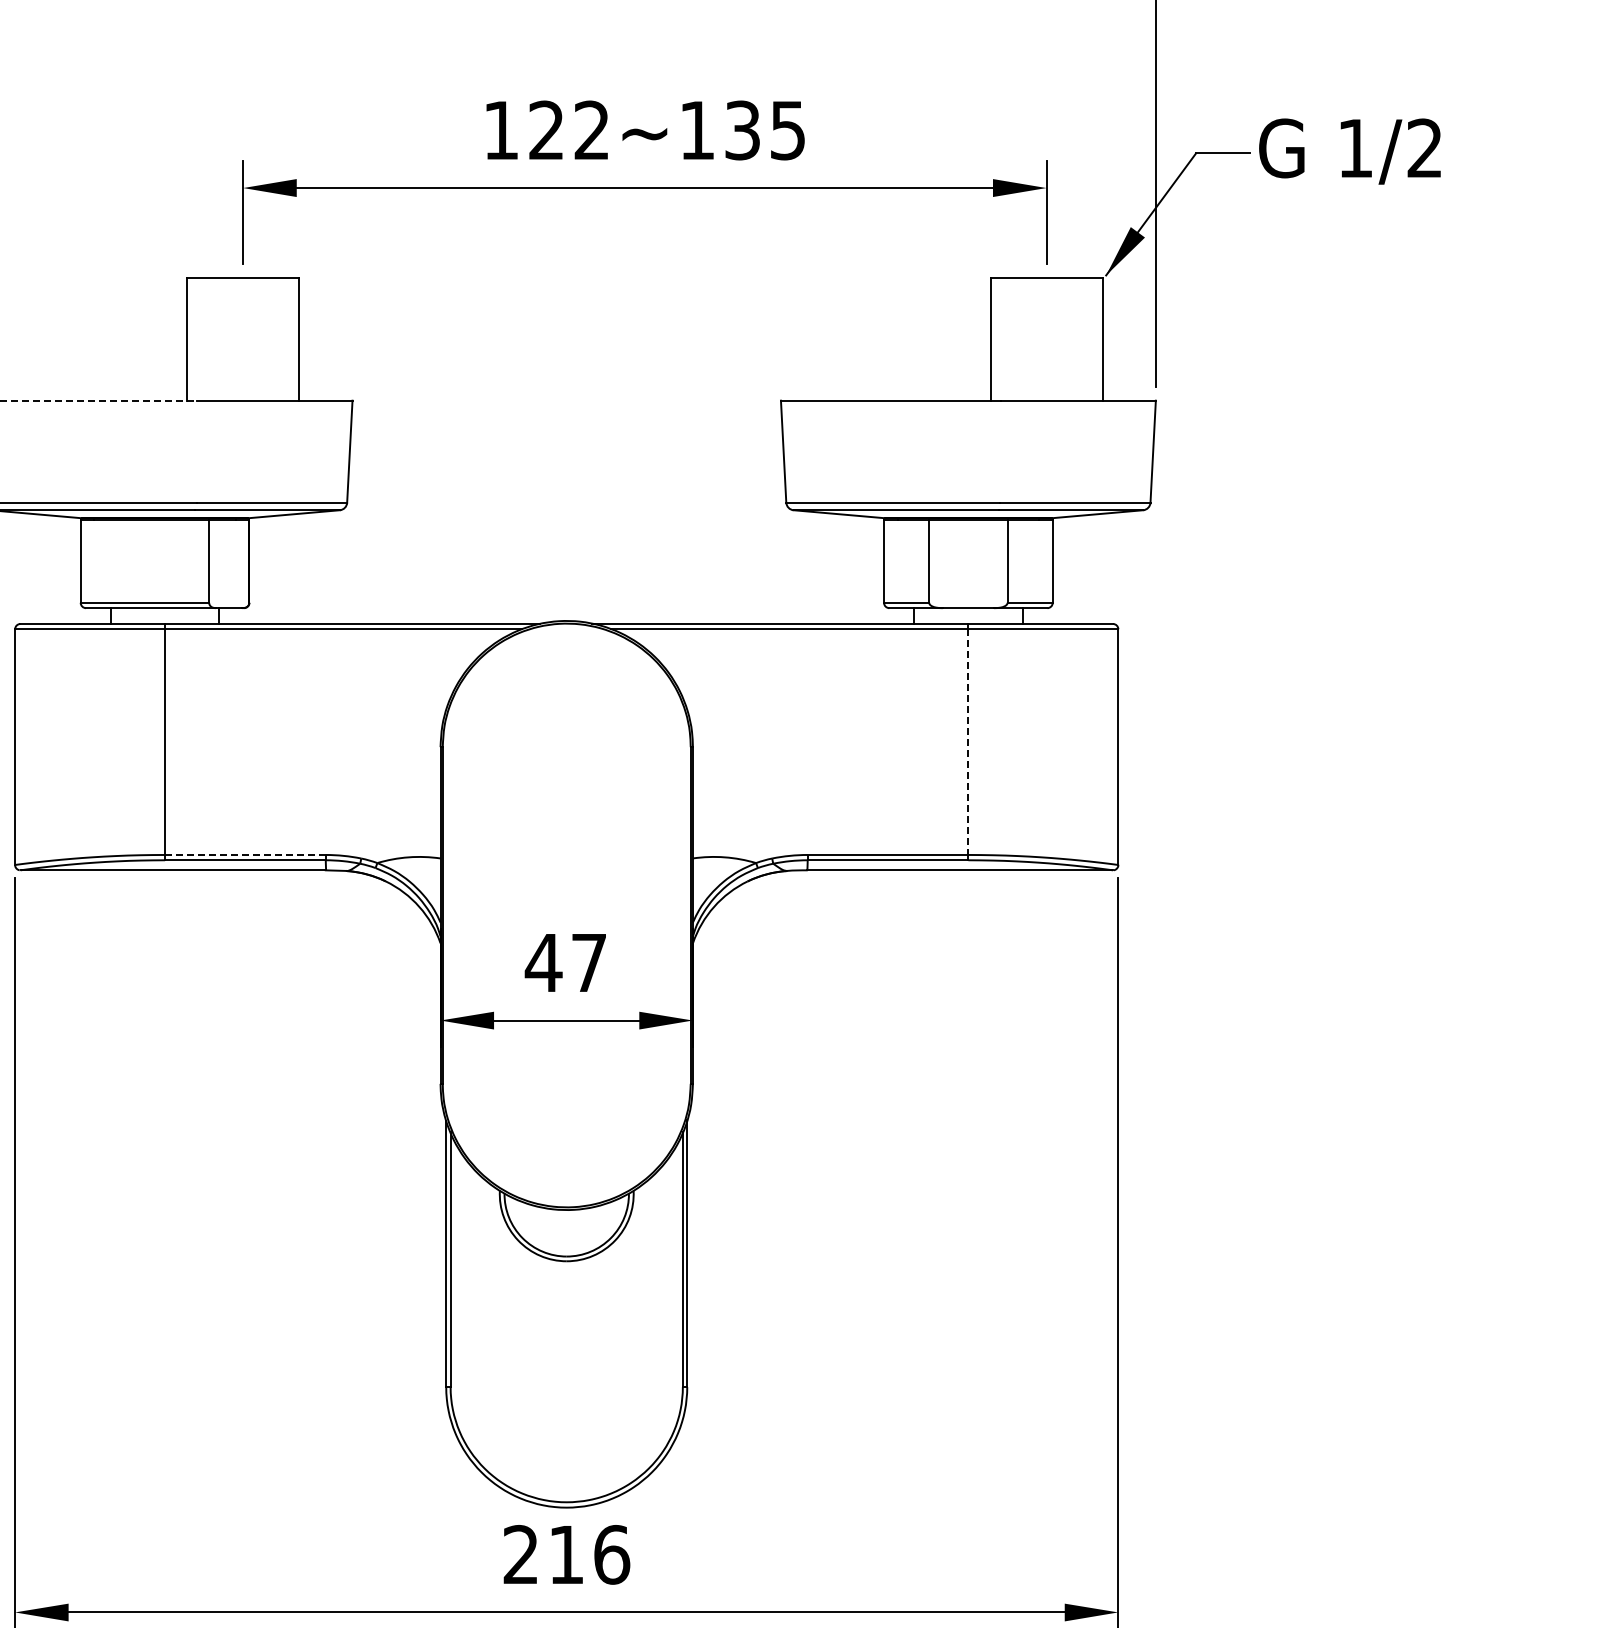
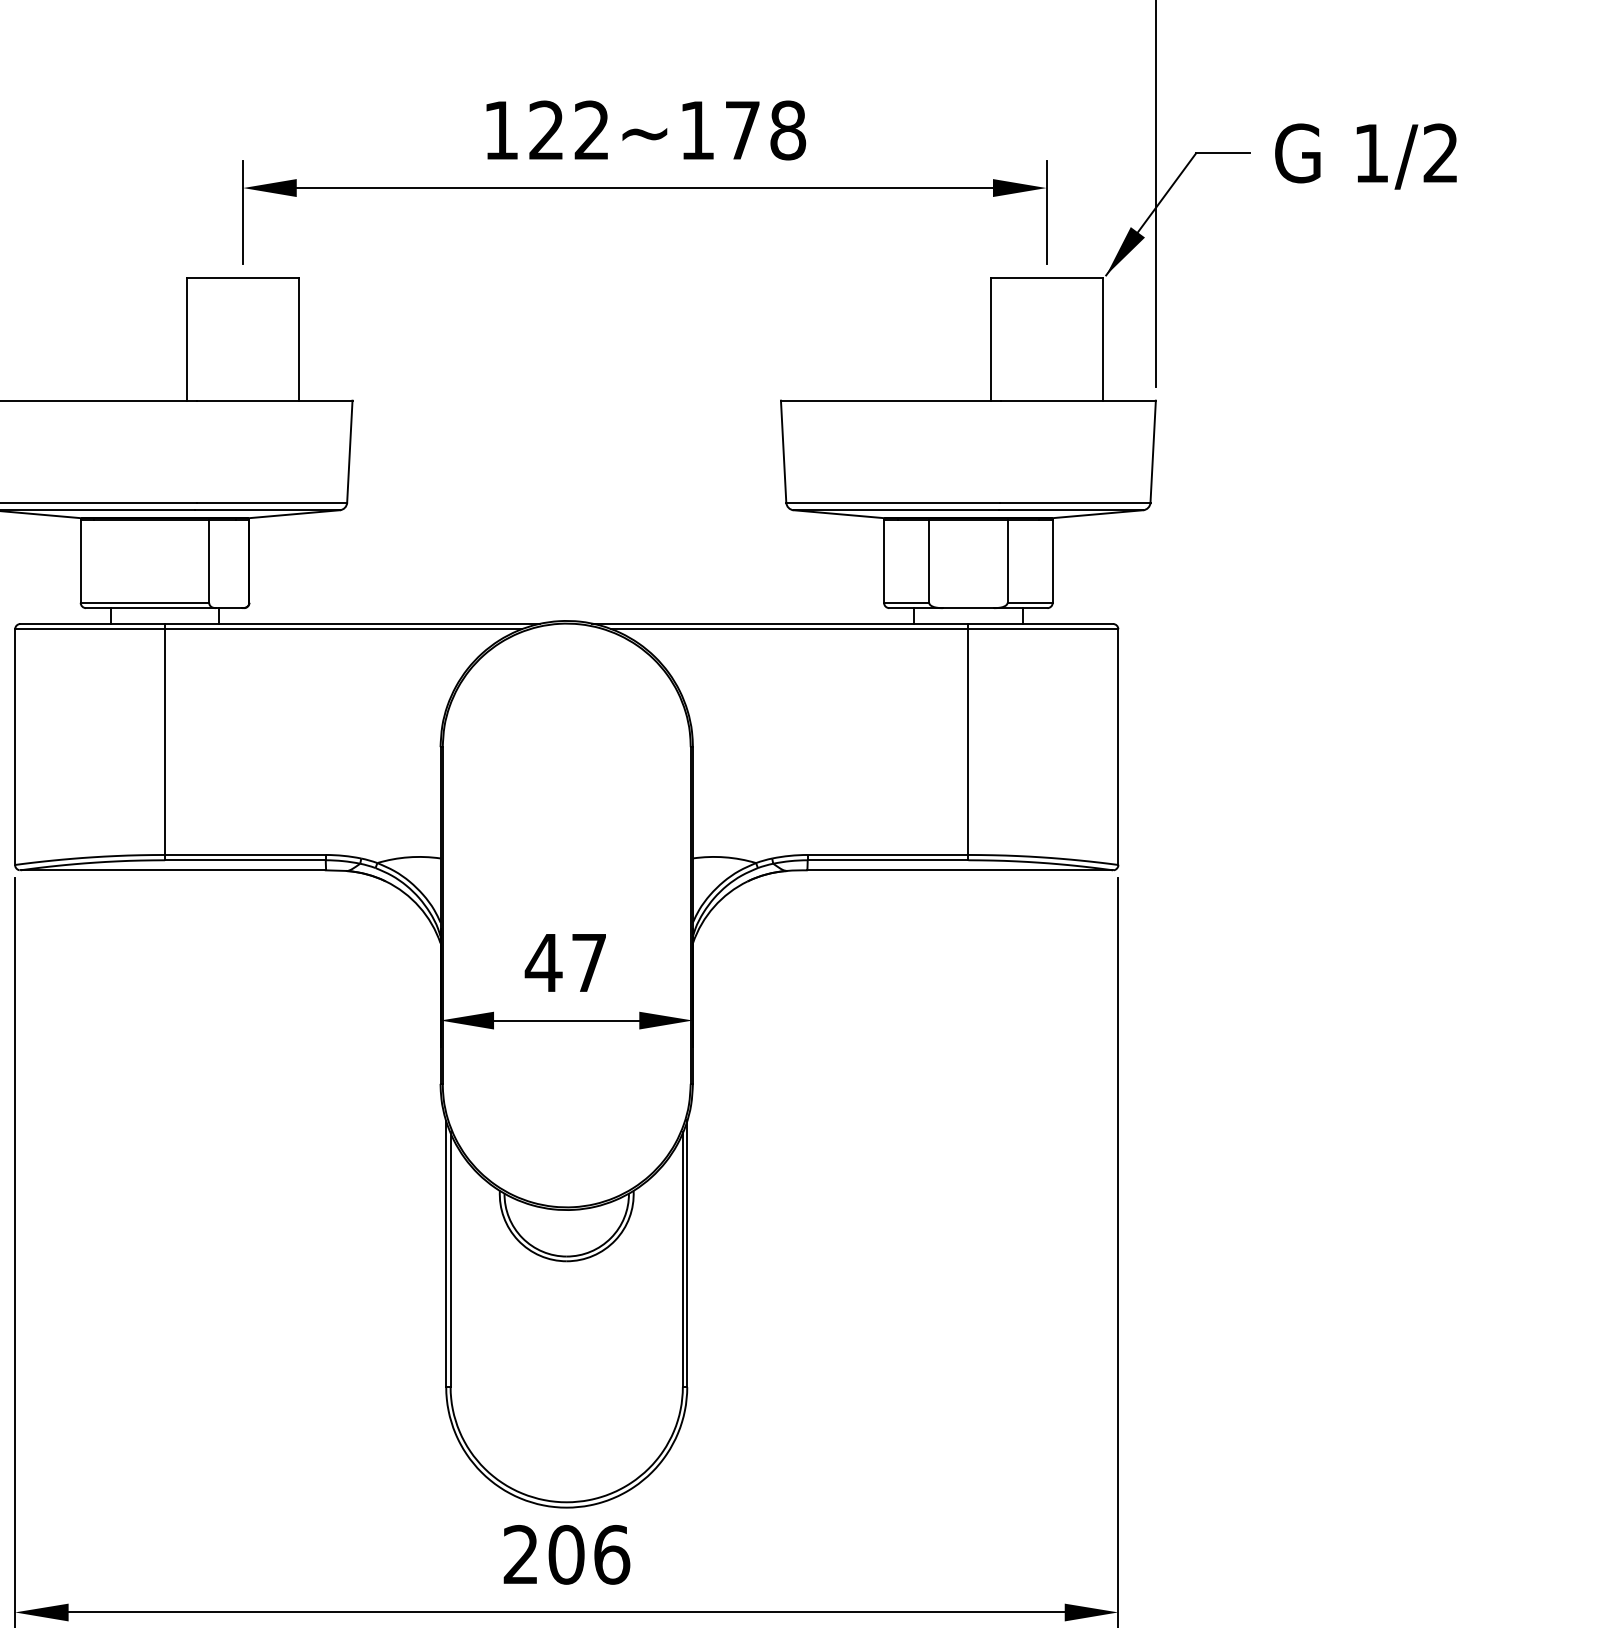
text: 122~135 -> 122~178 (765, 130)
text position: (1349, 151) -> (1365, 156) (1365, 156)
line: dashed -> solid (99, 400)
line: dashed -> solid (968, 742)
line: dashed -> solid (244, 854)
text: 216 -> 206 (566, 1554)
